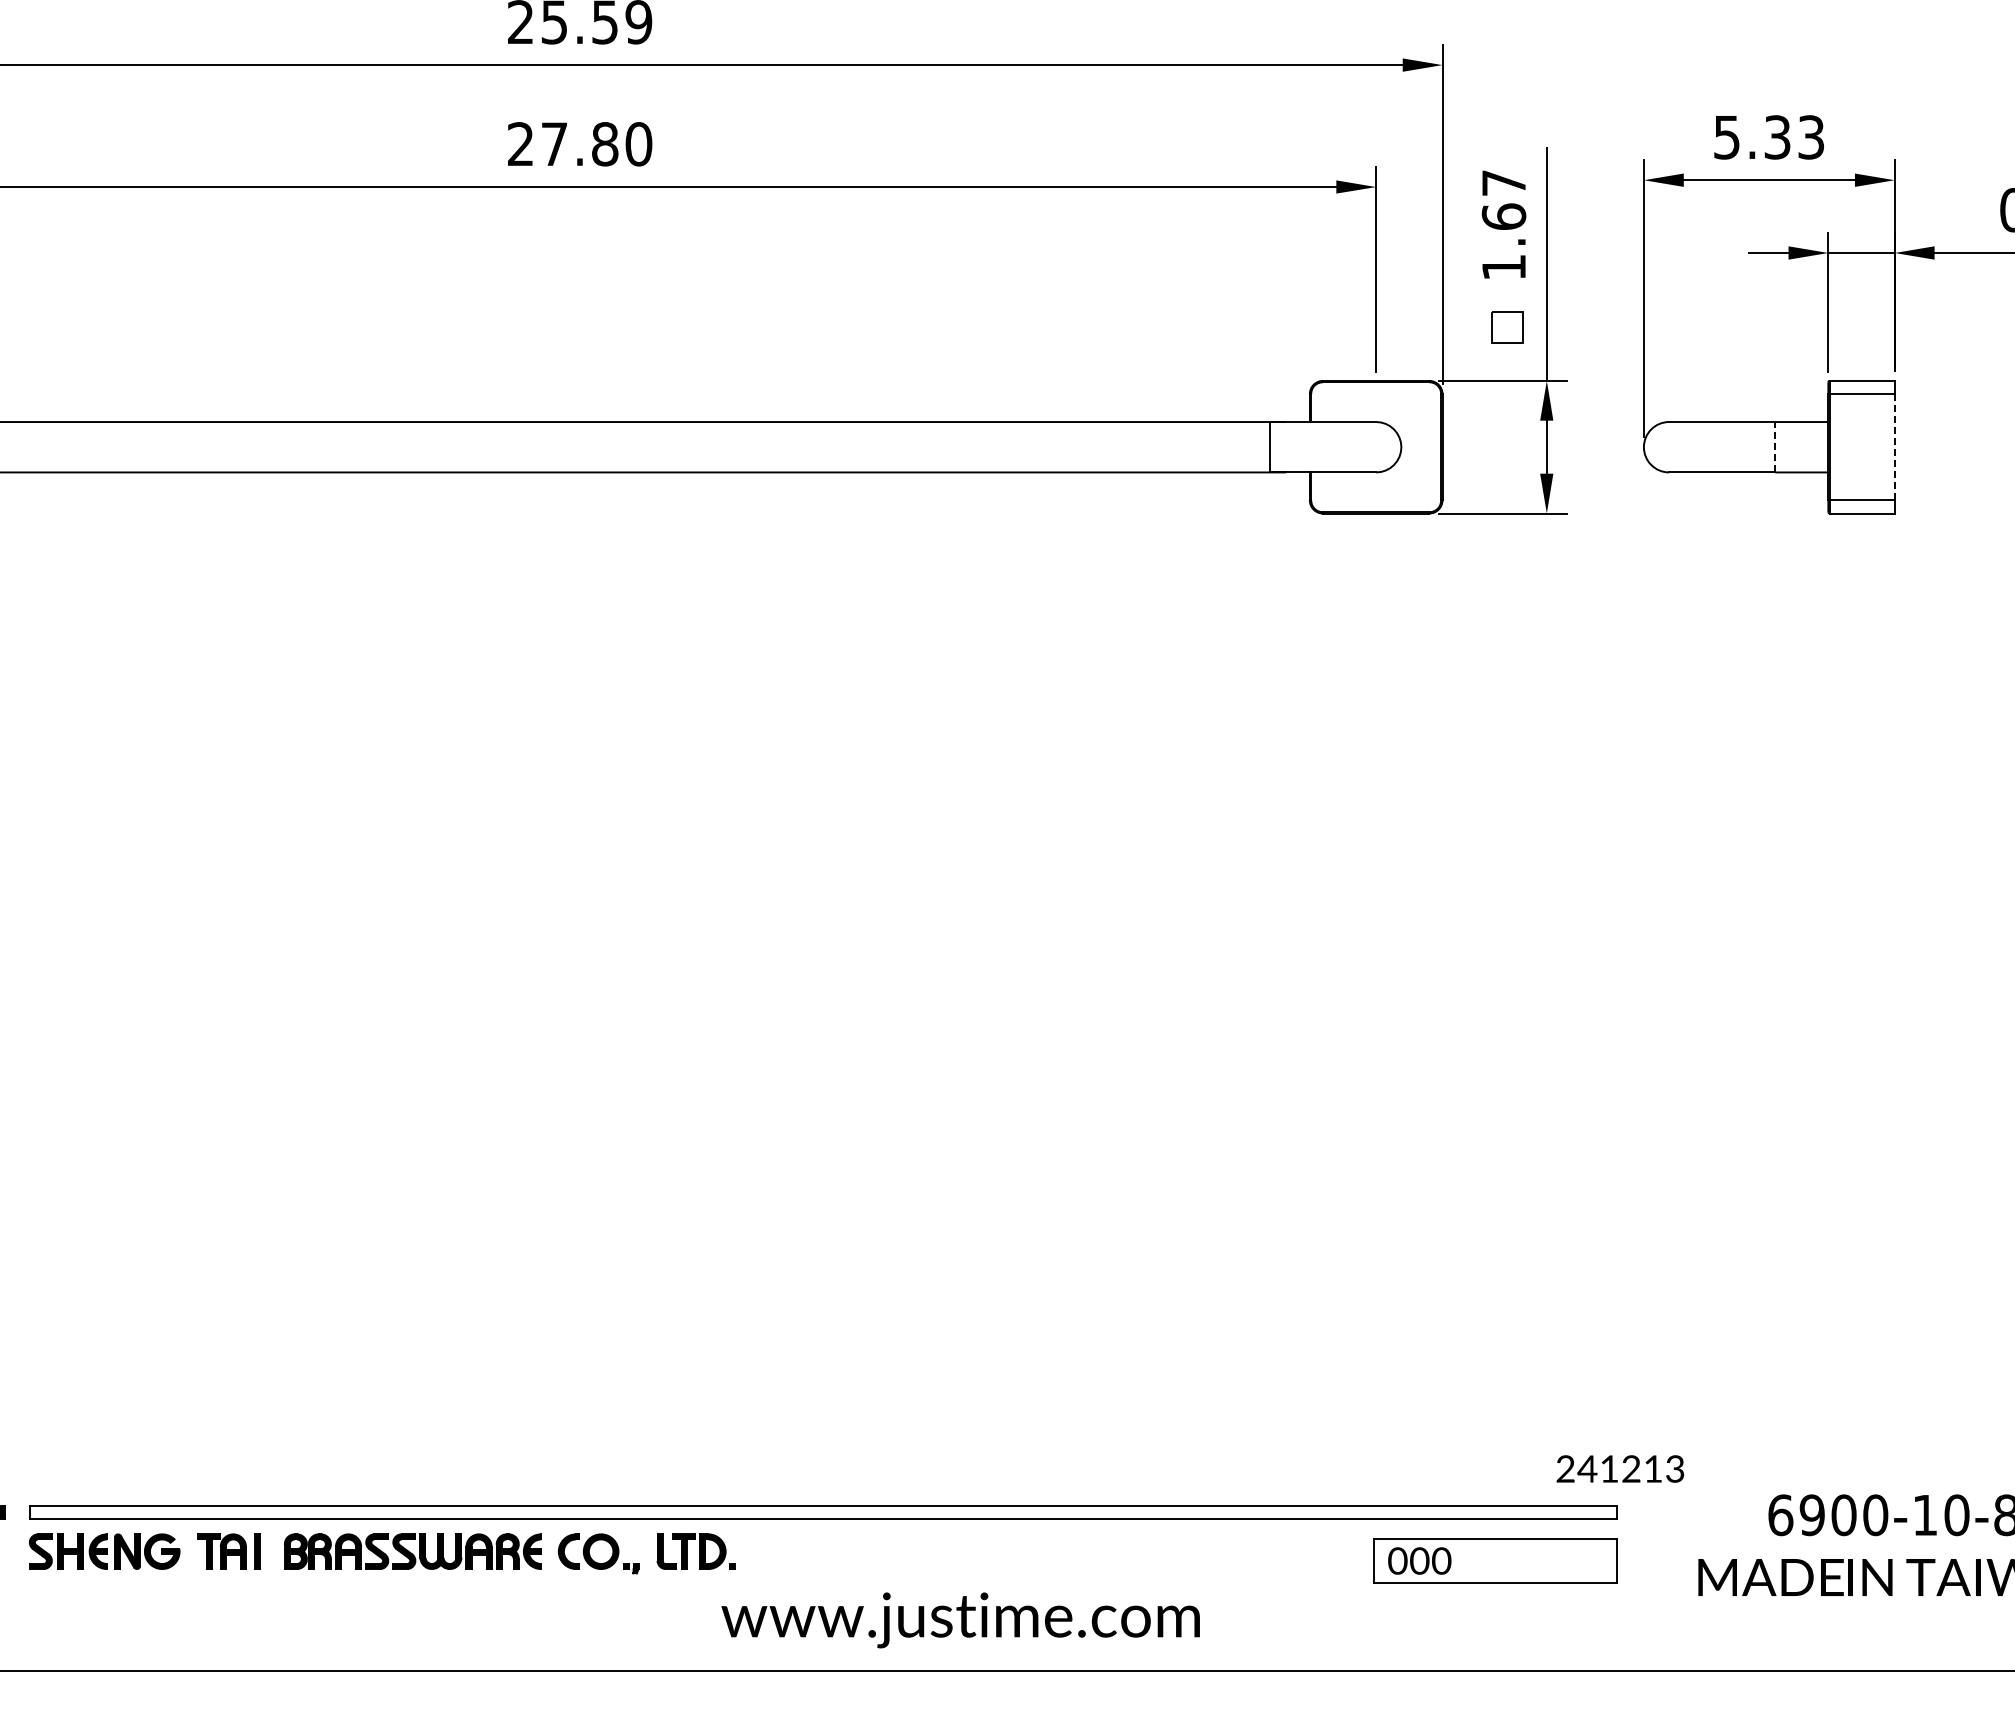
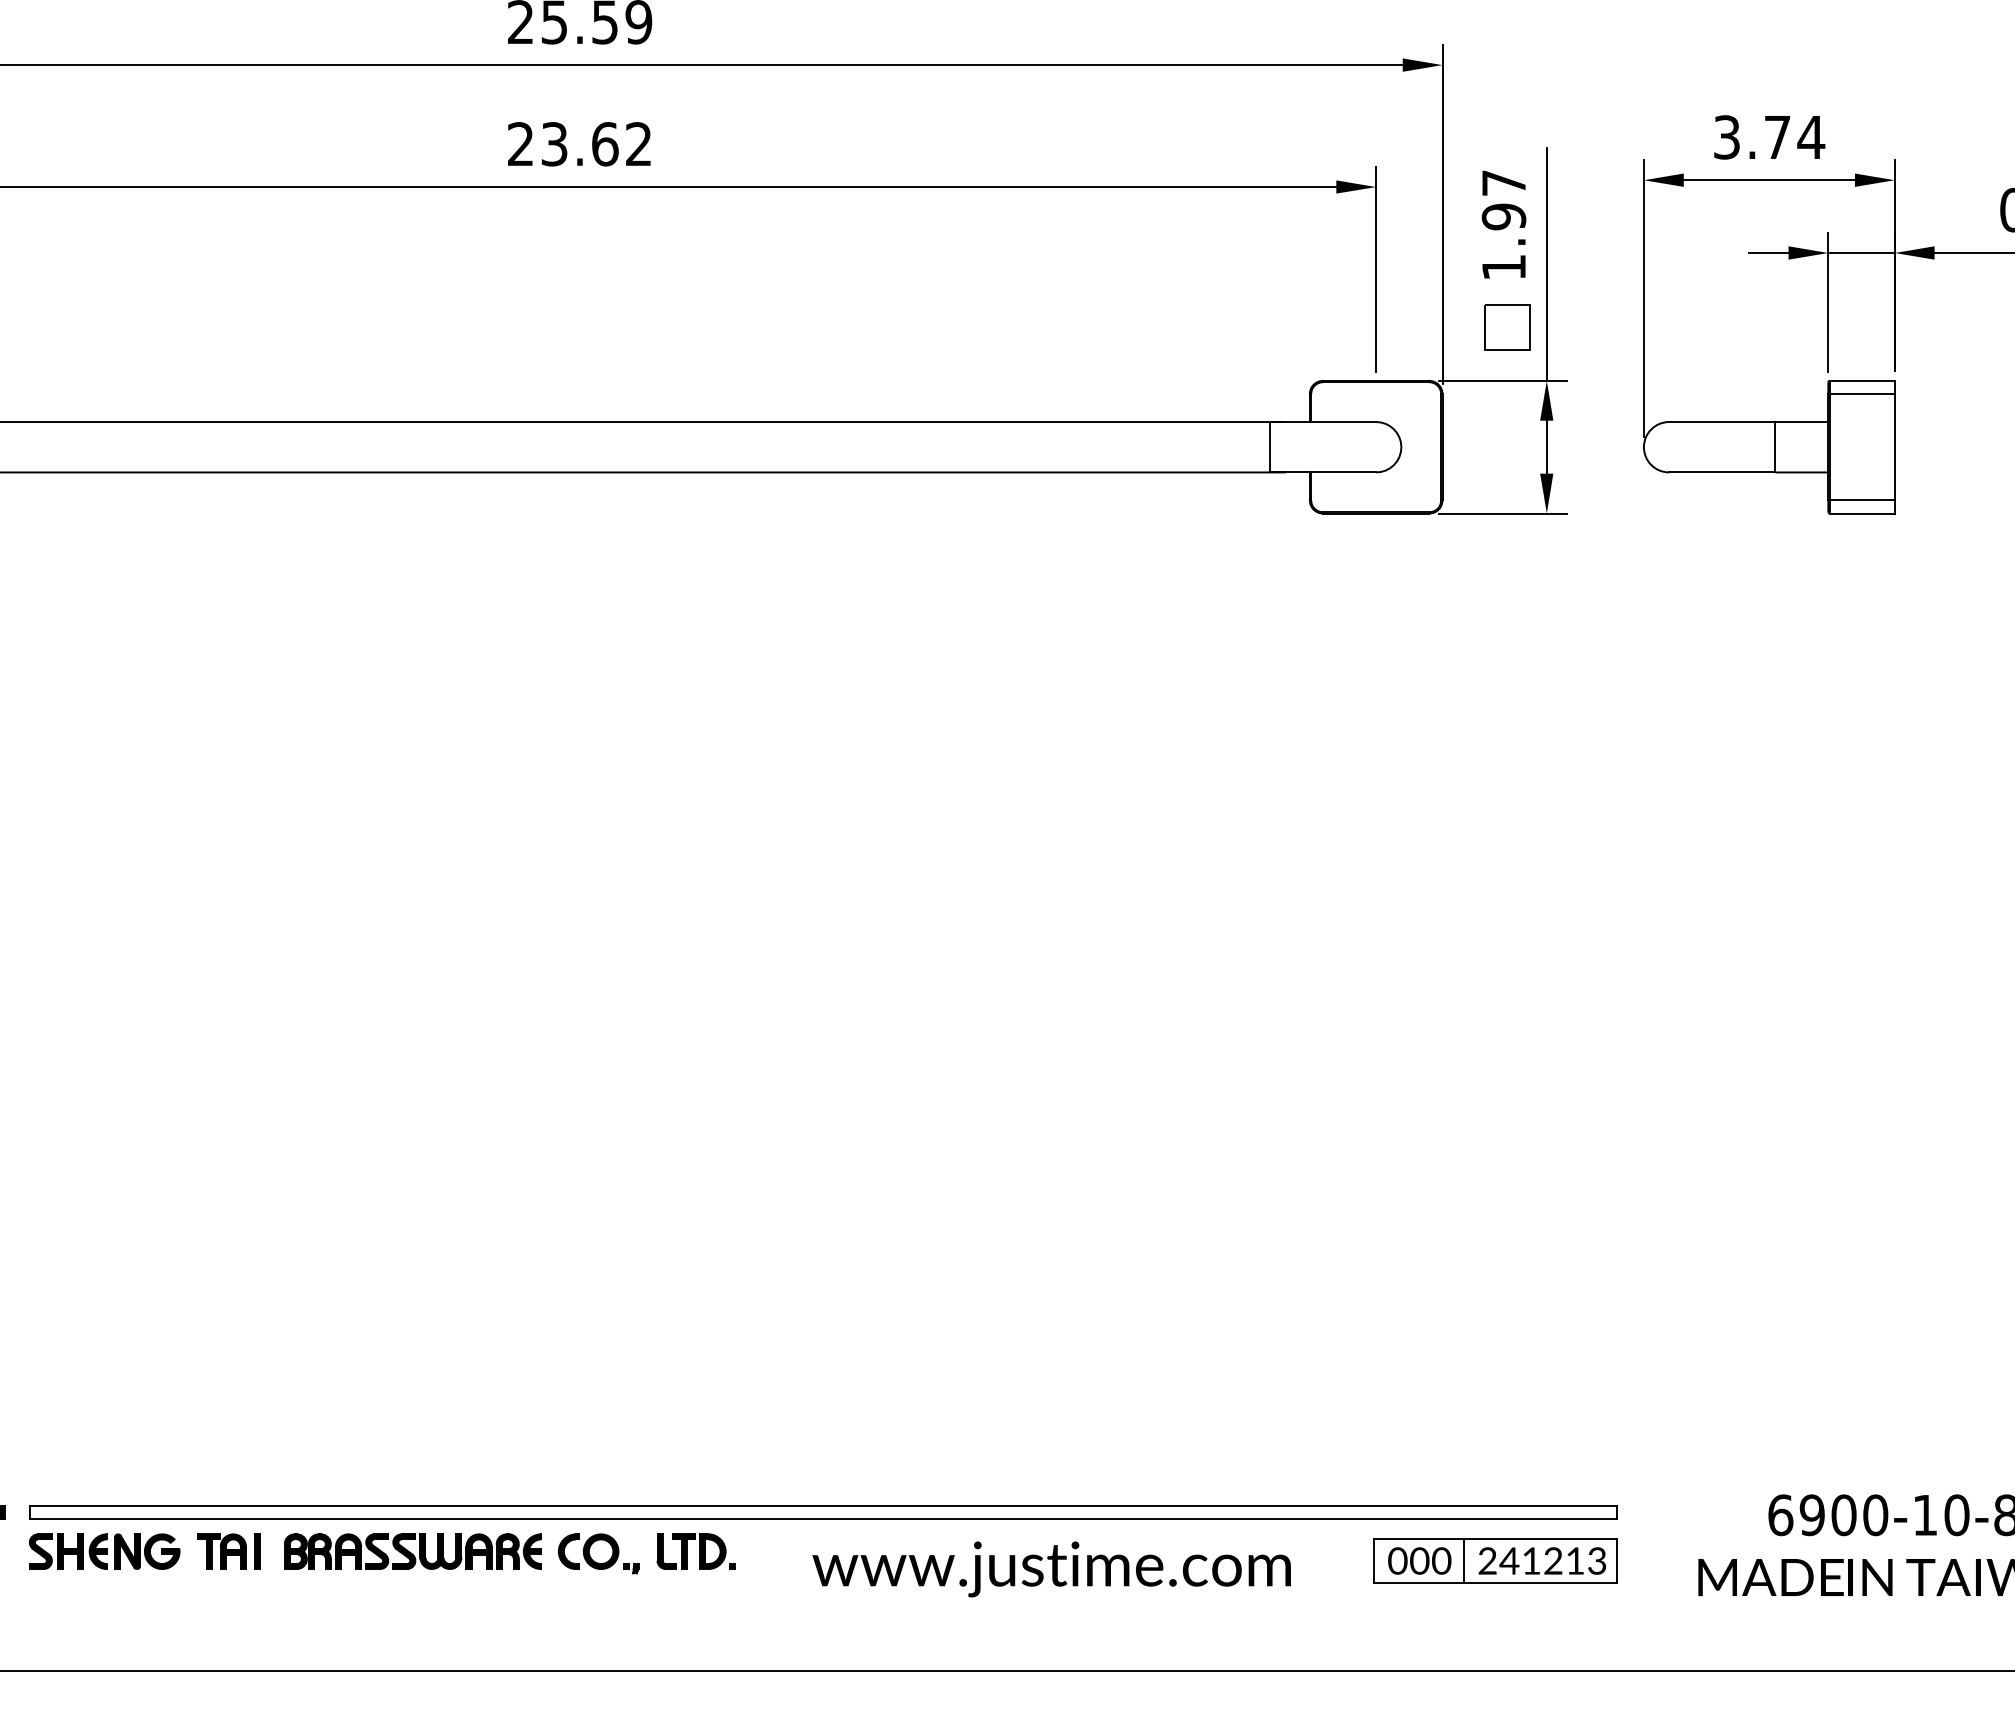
text: 5.33 -> 3.74 (1769, 137)
text: 27.80 -> 23.62 (596, 144)
text: 1.67 -> 1.97 (1503, 216)
part size: 33x33 px -> 47x47 px (1507, 327)
line: dashed -> solid (1775, 446)
line: dashed -> solid (1894, 447)
text position: (1620, 1468) -> (1542, 1560) (1542, 1560)
line: none -> present (1463, 1560)
text position: (960, 1620) -> (1051, 1569) (1051, 1569)
